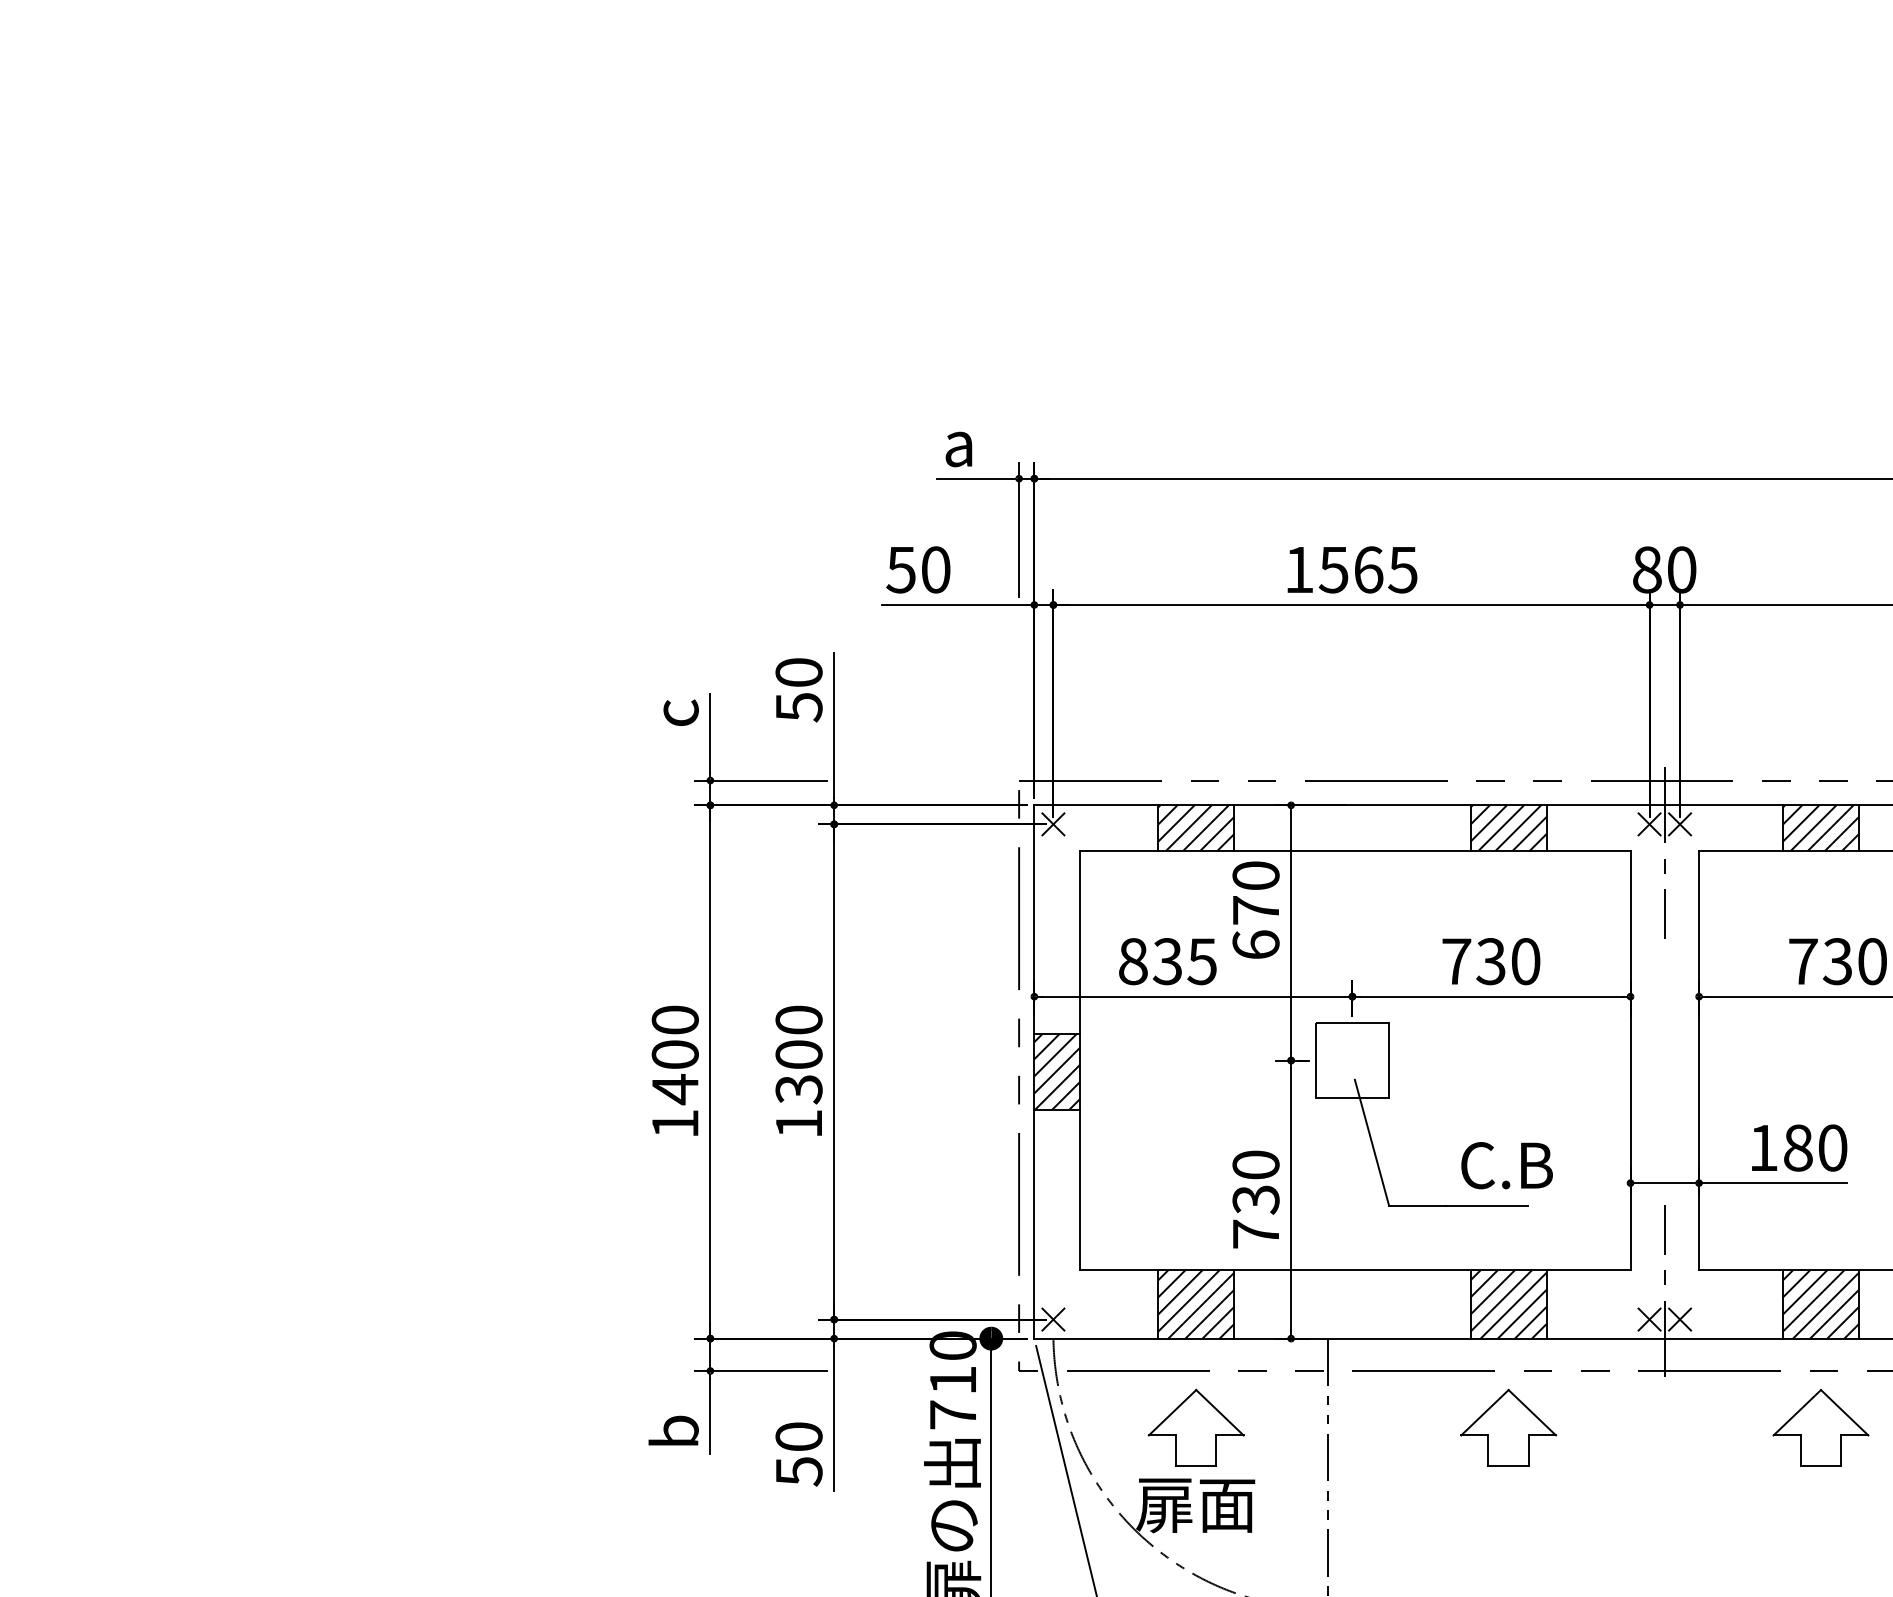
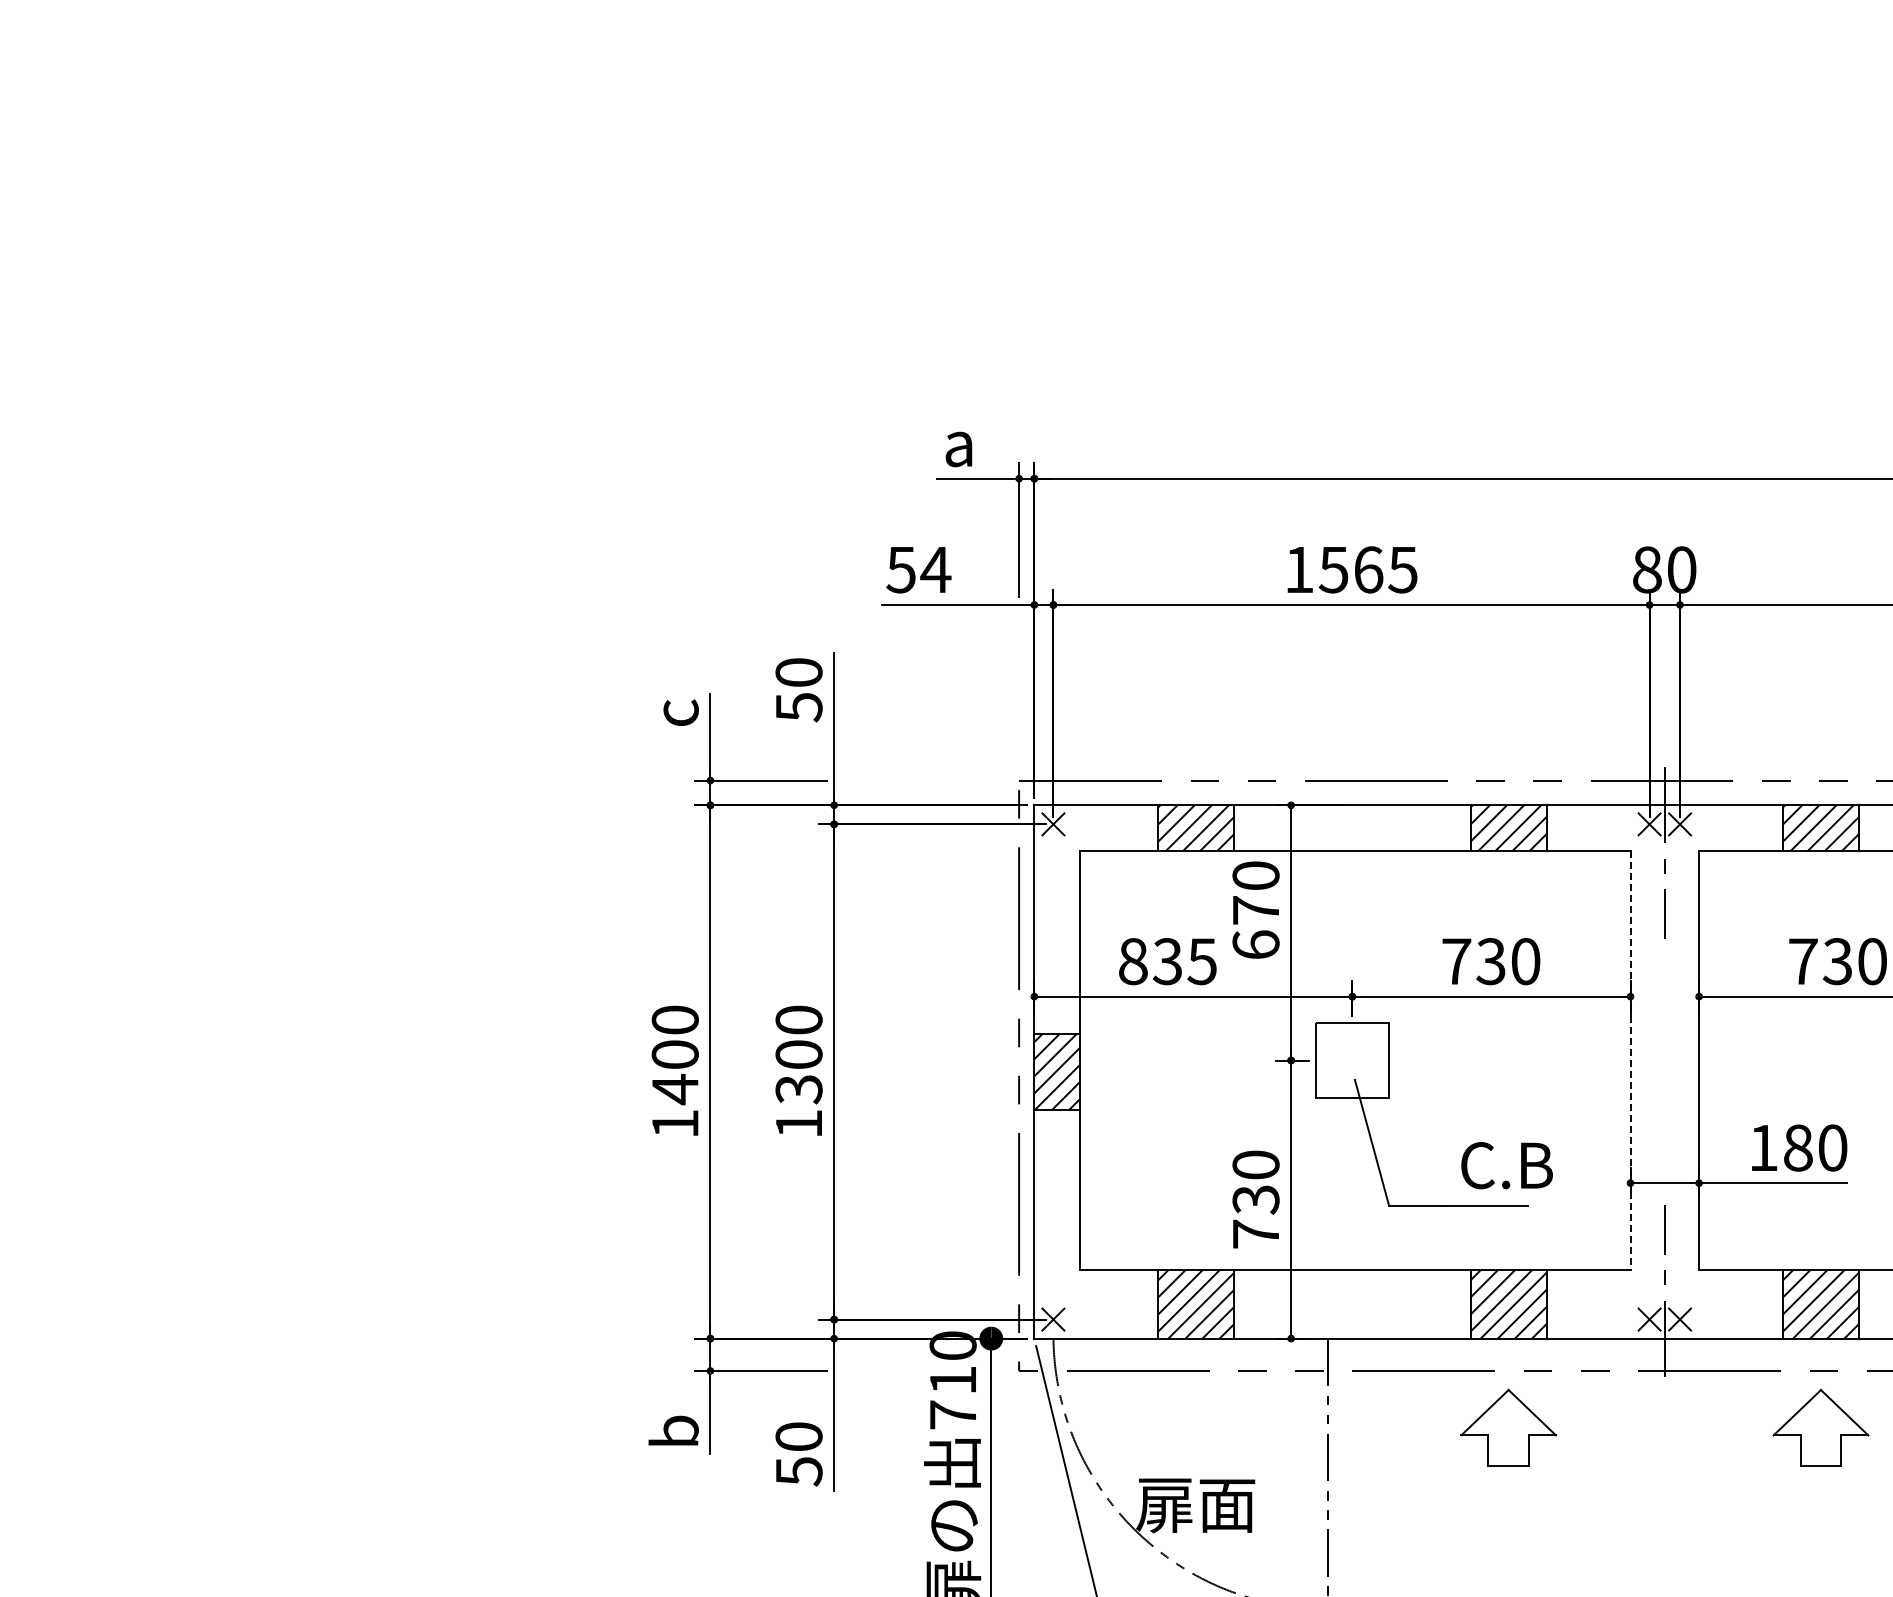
text: 50 -> 54 (935, 569)
line: solid -> dashed (1630, 1060)
part: present -> none (1195, 1427)
